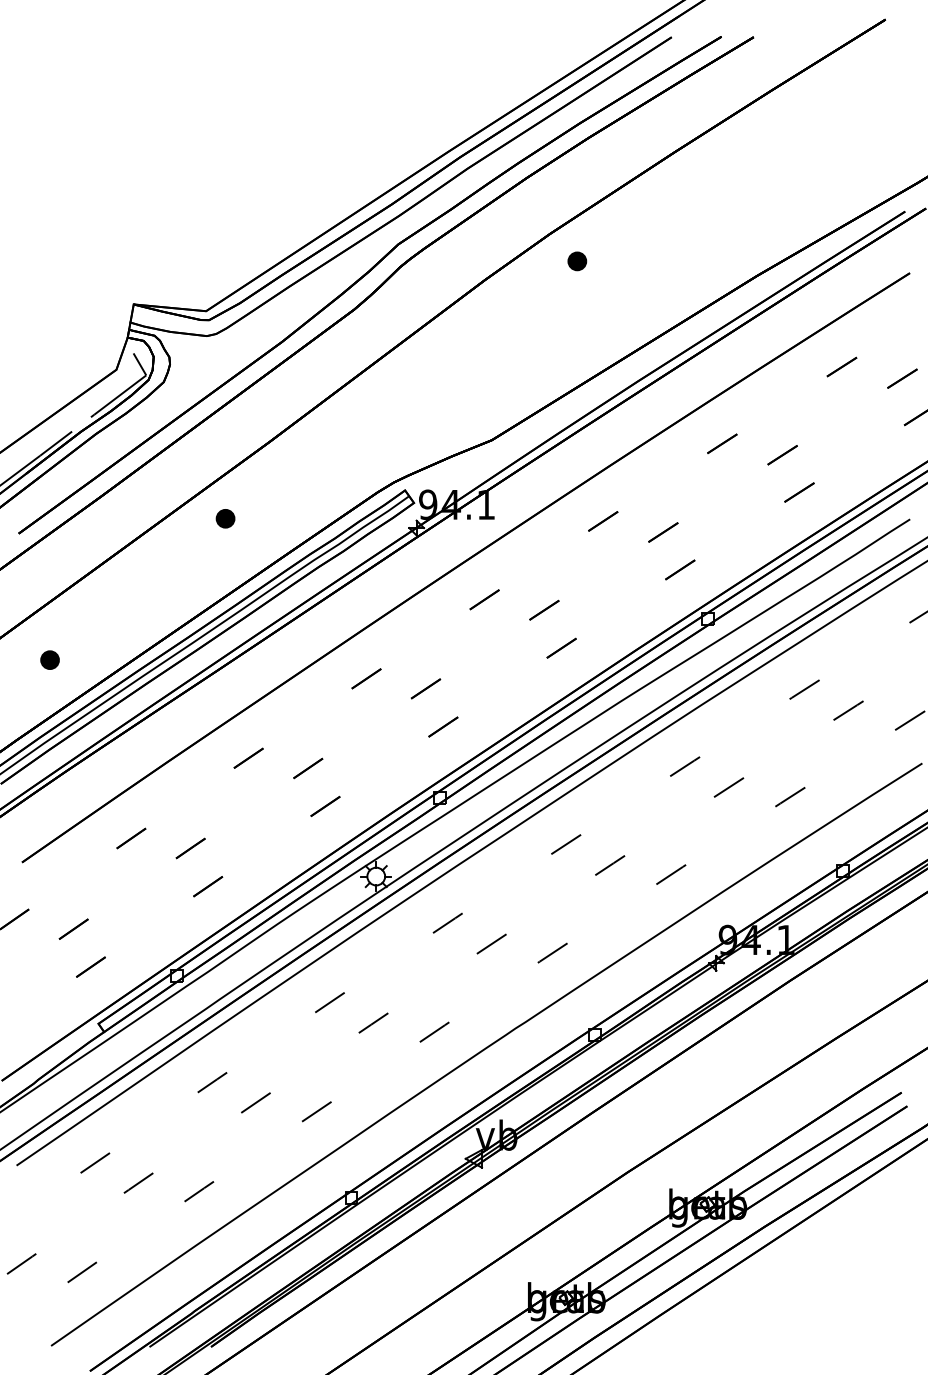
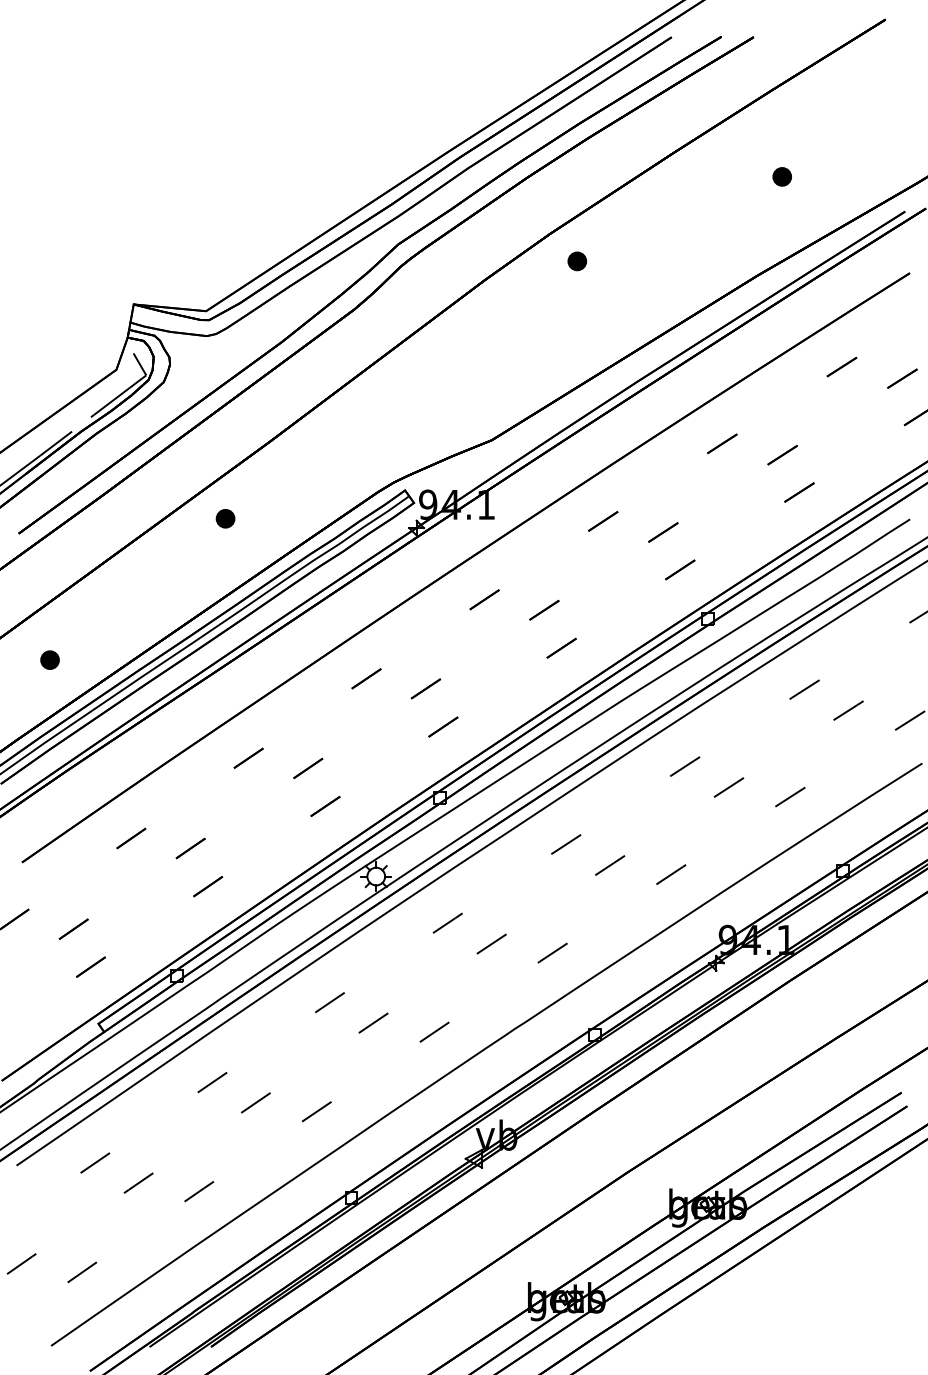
part: none -> present (781, 176)
